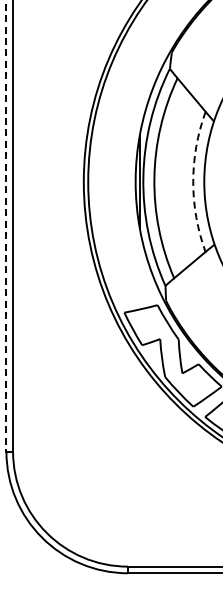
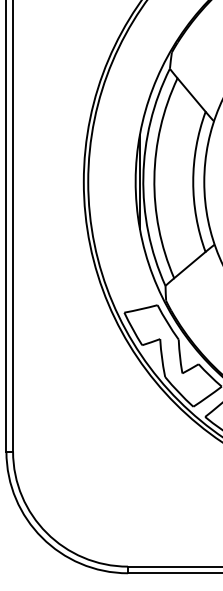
arc: dashed -> solid (193, 181)
line: dashed -> solid (6, 225)
